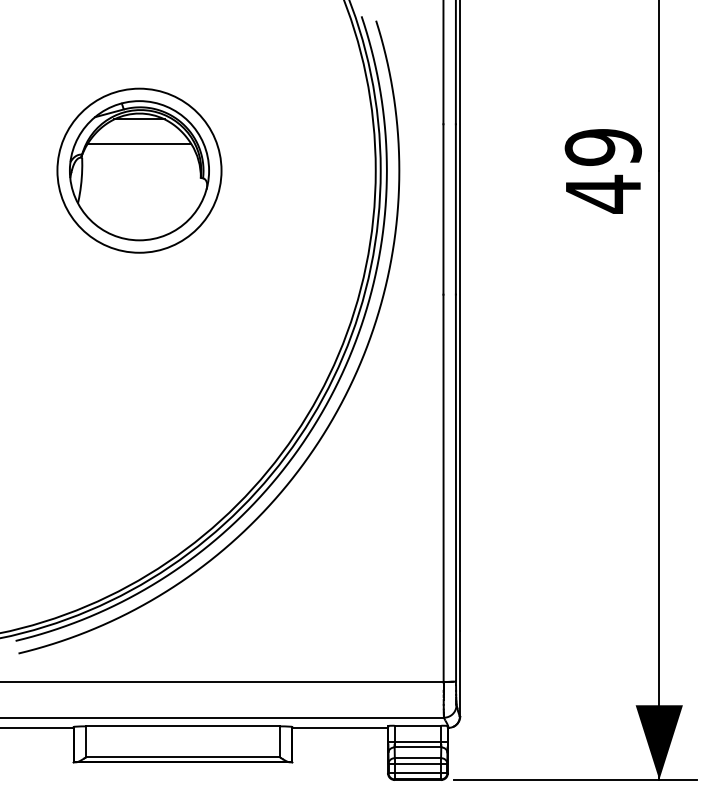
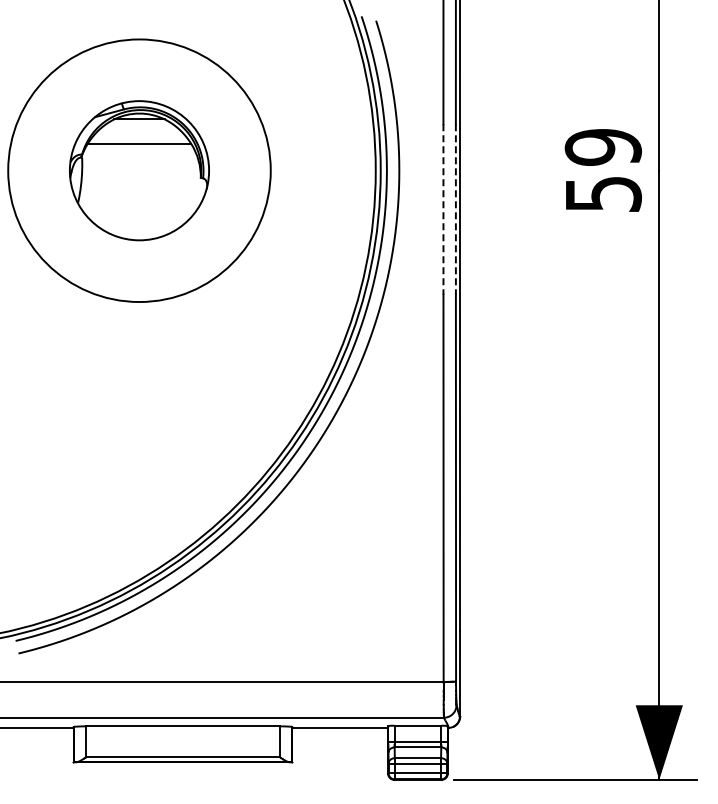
circle diameter: 164 px -> 263 px (139, 170)
text: 49 -> 59 (604, 193)
line: solid -> dashed (443, 209)
line: solid -> dashed (455, 209)
